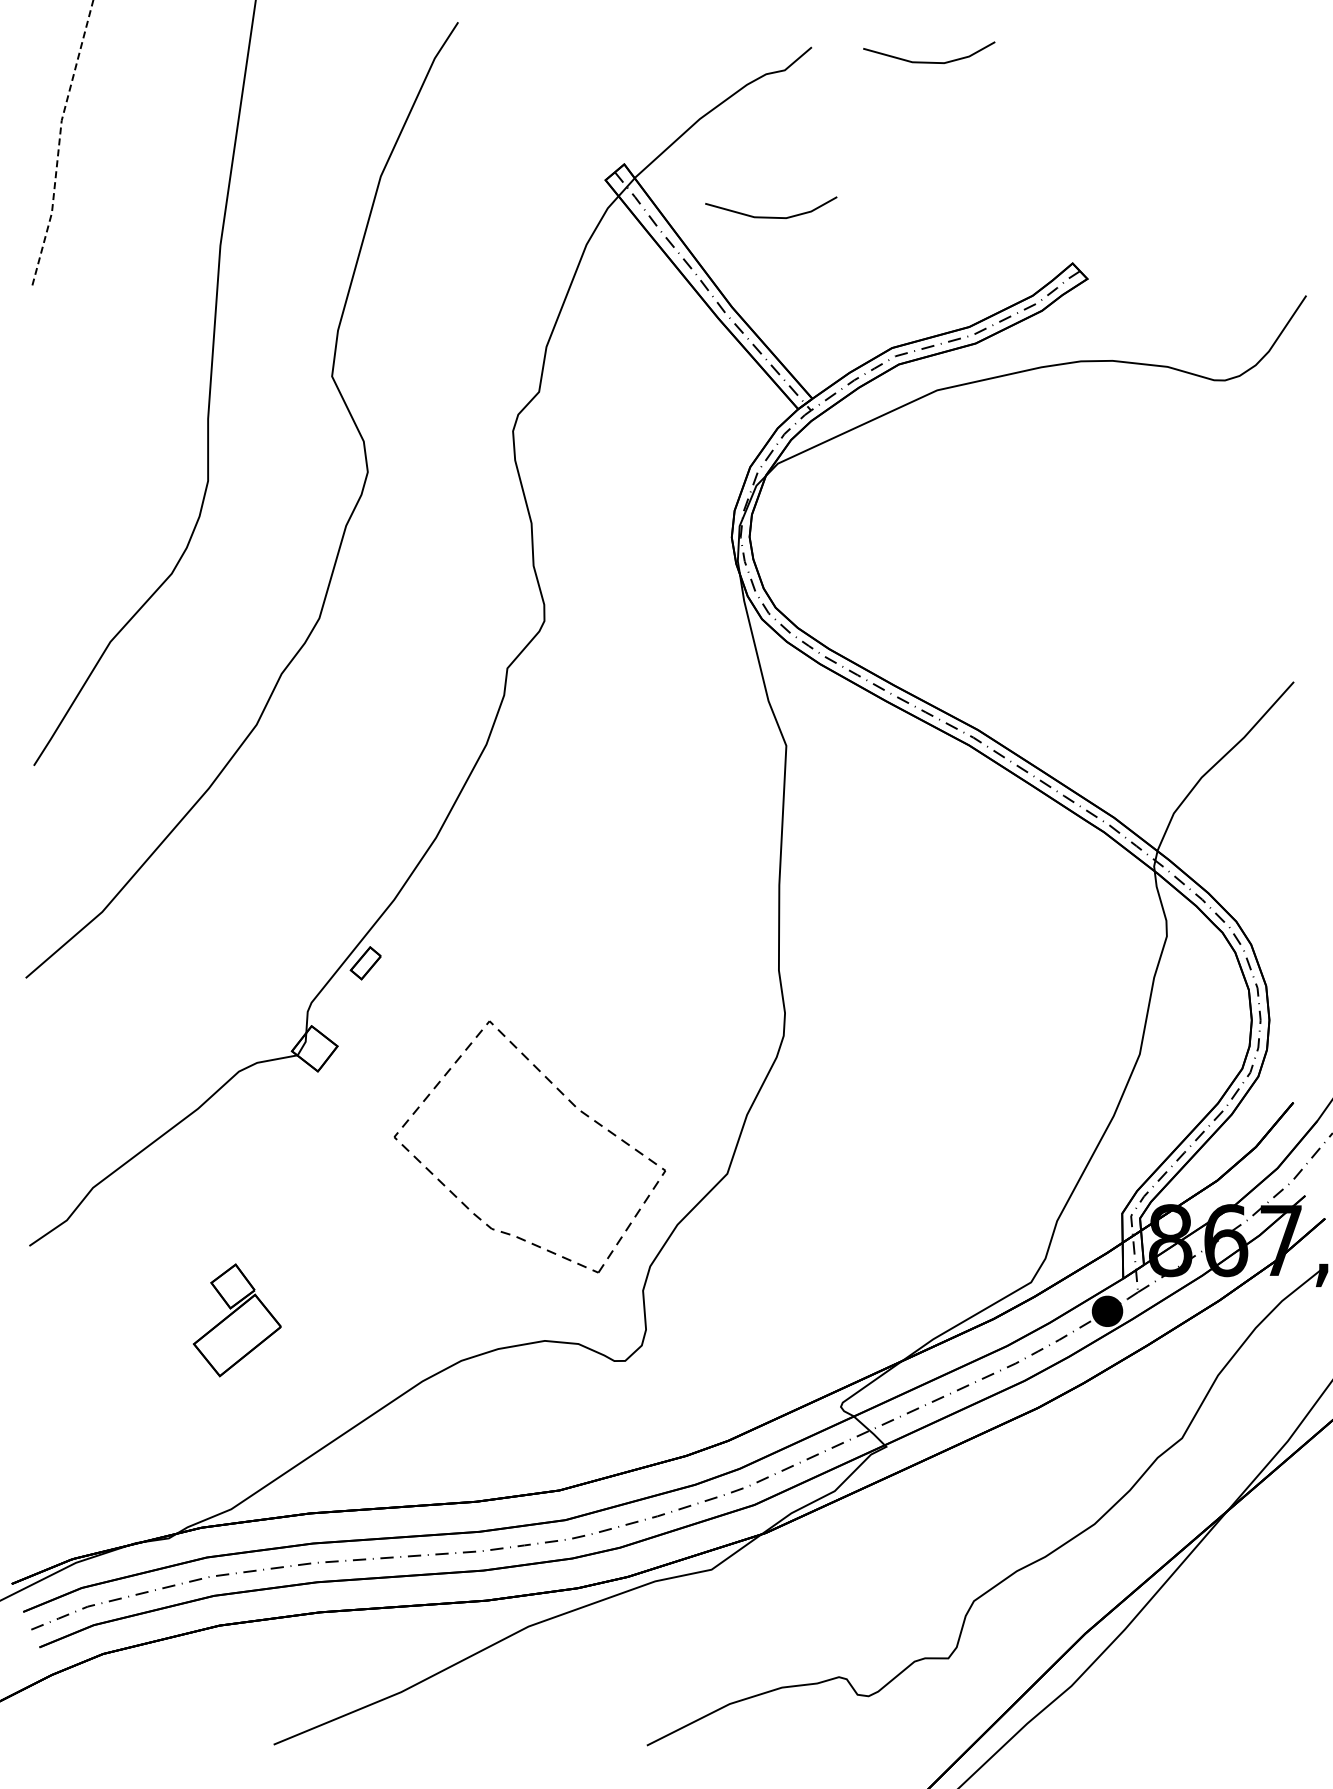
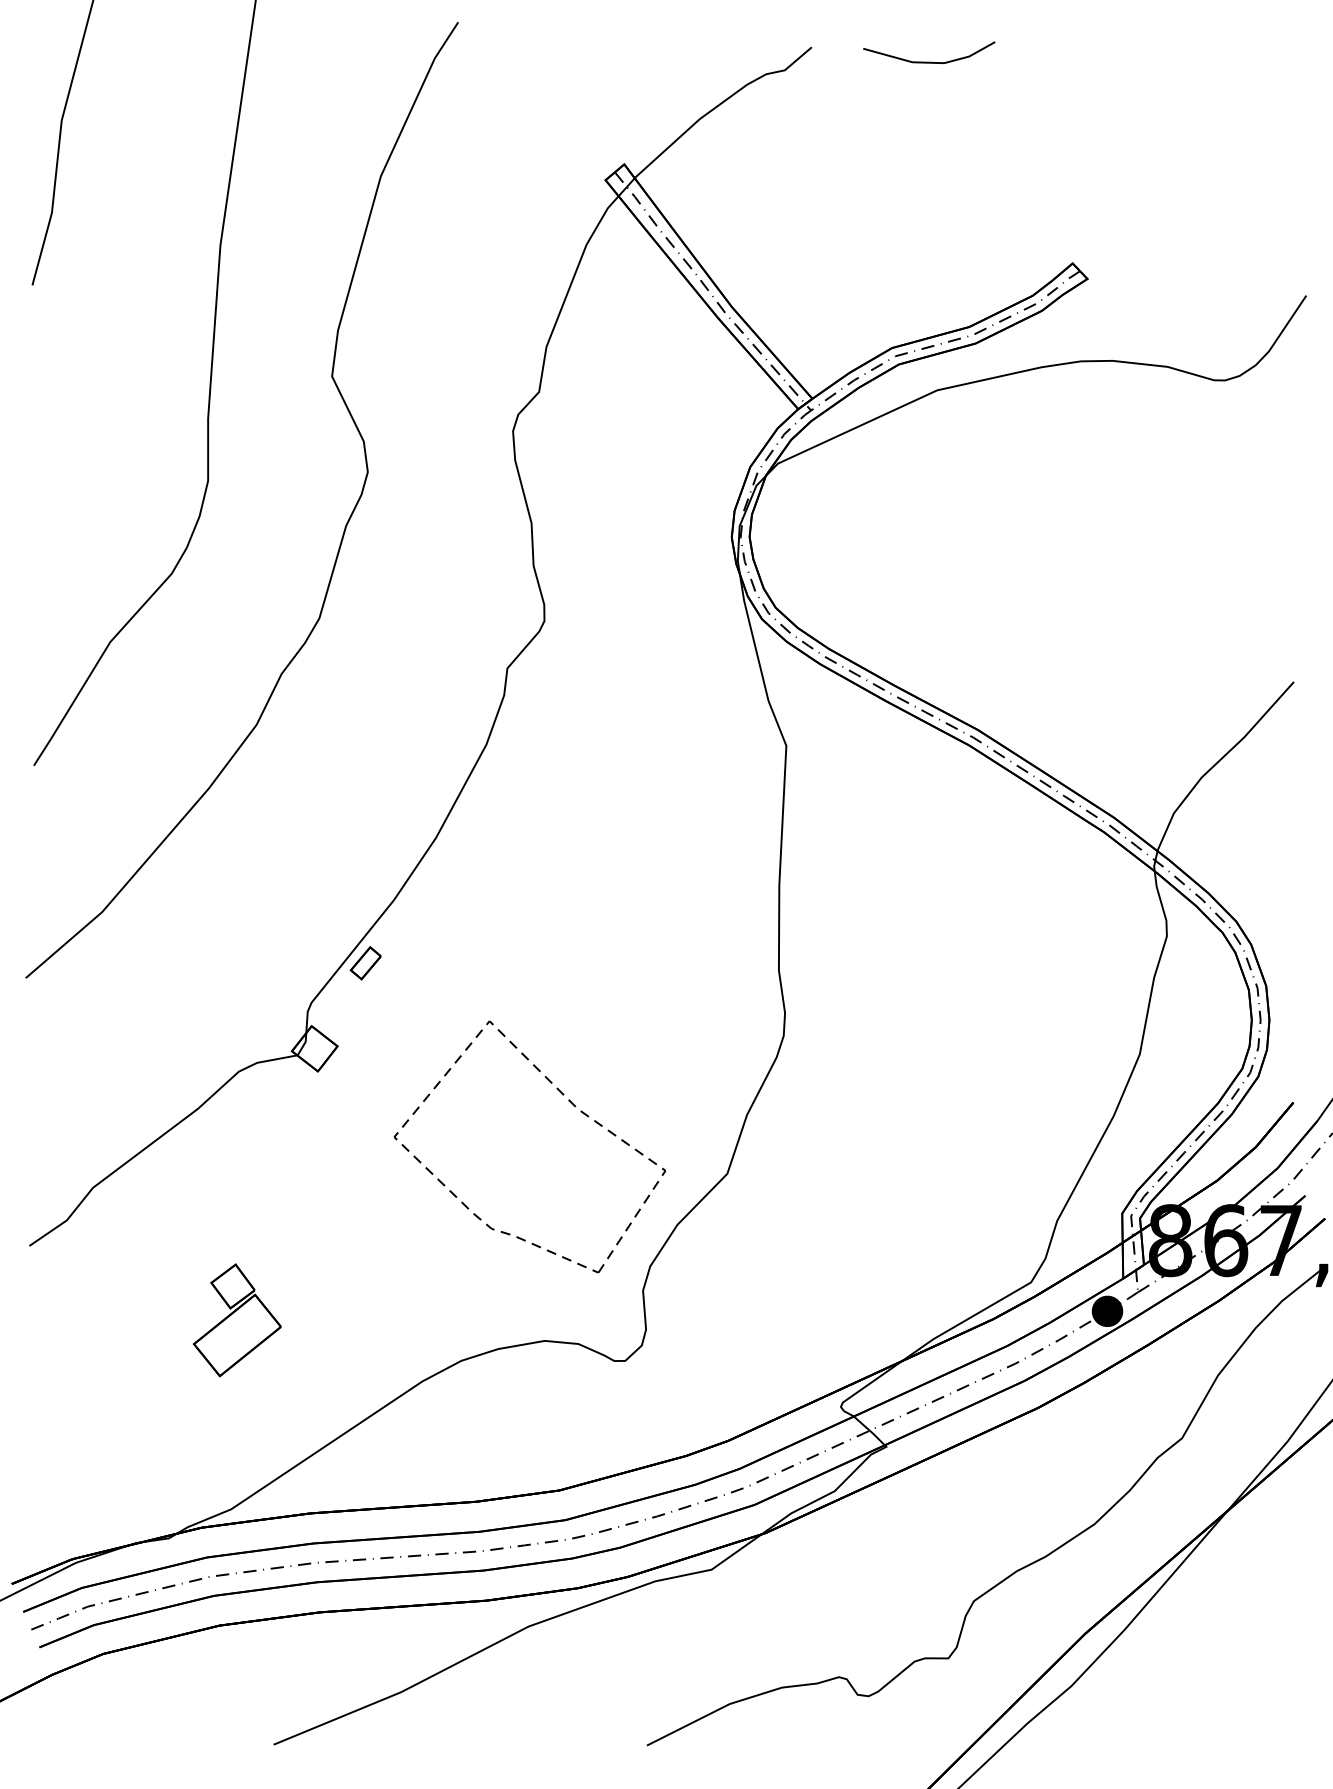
line: dashed -> solid (59, 142)
line: present -> none (771, 216)
